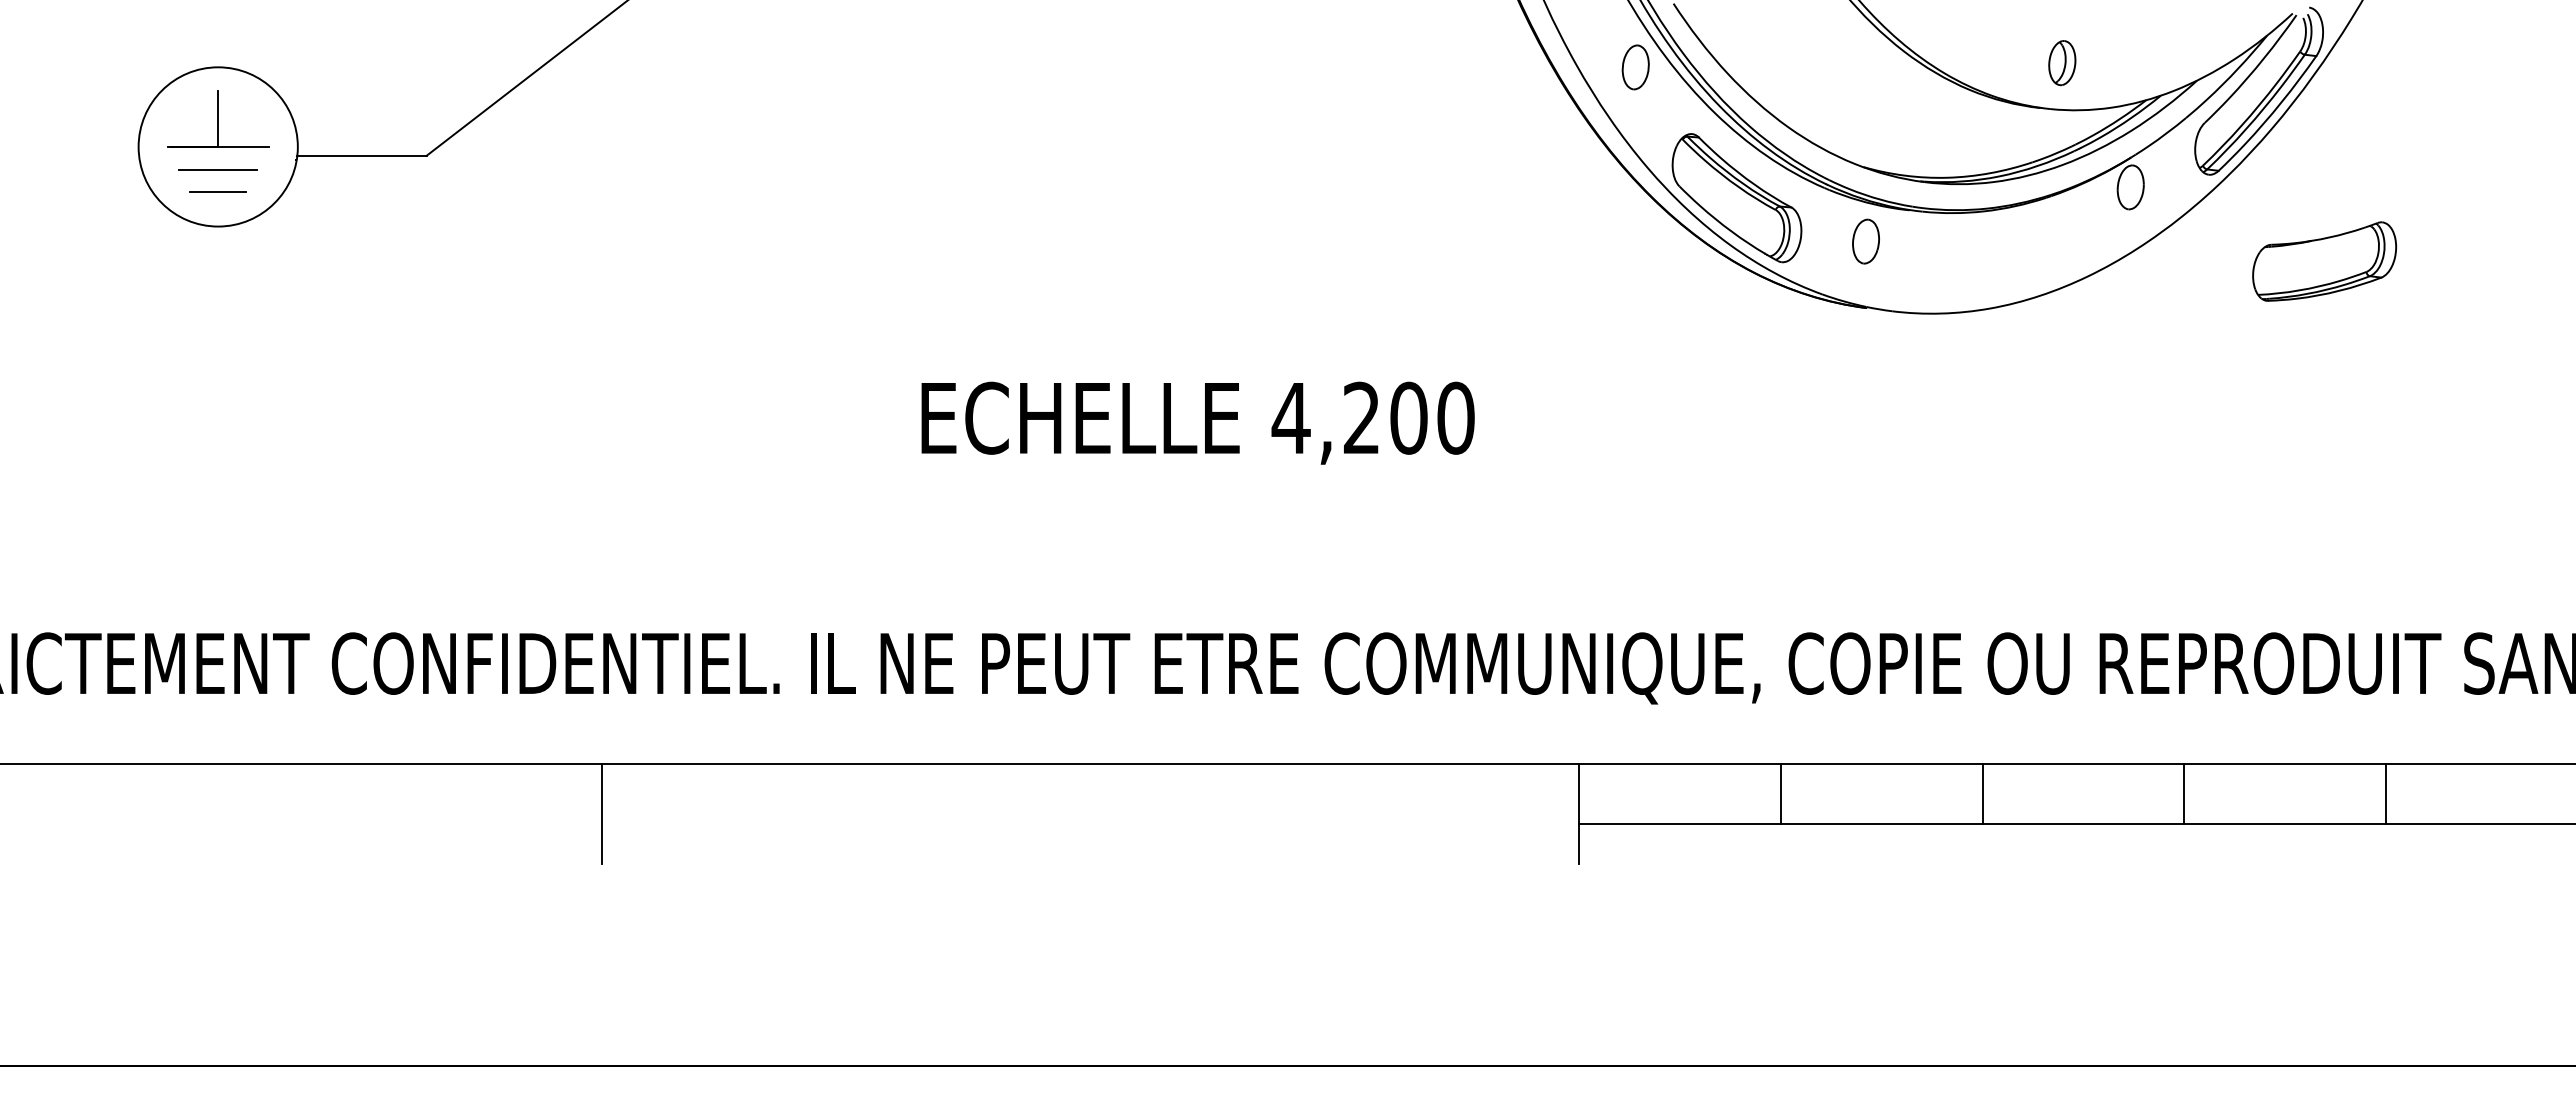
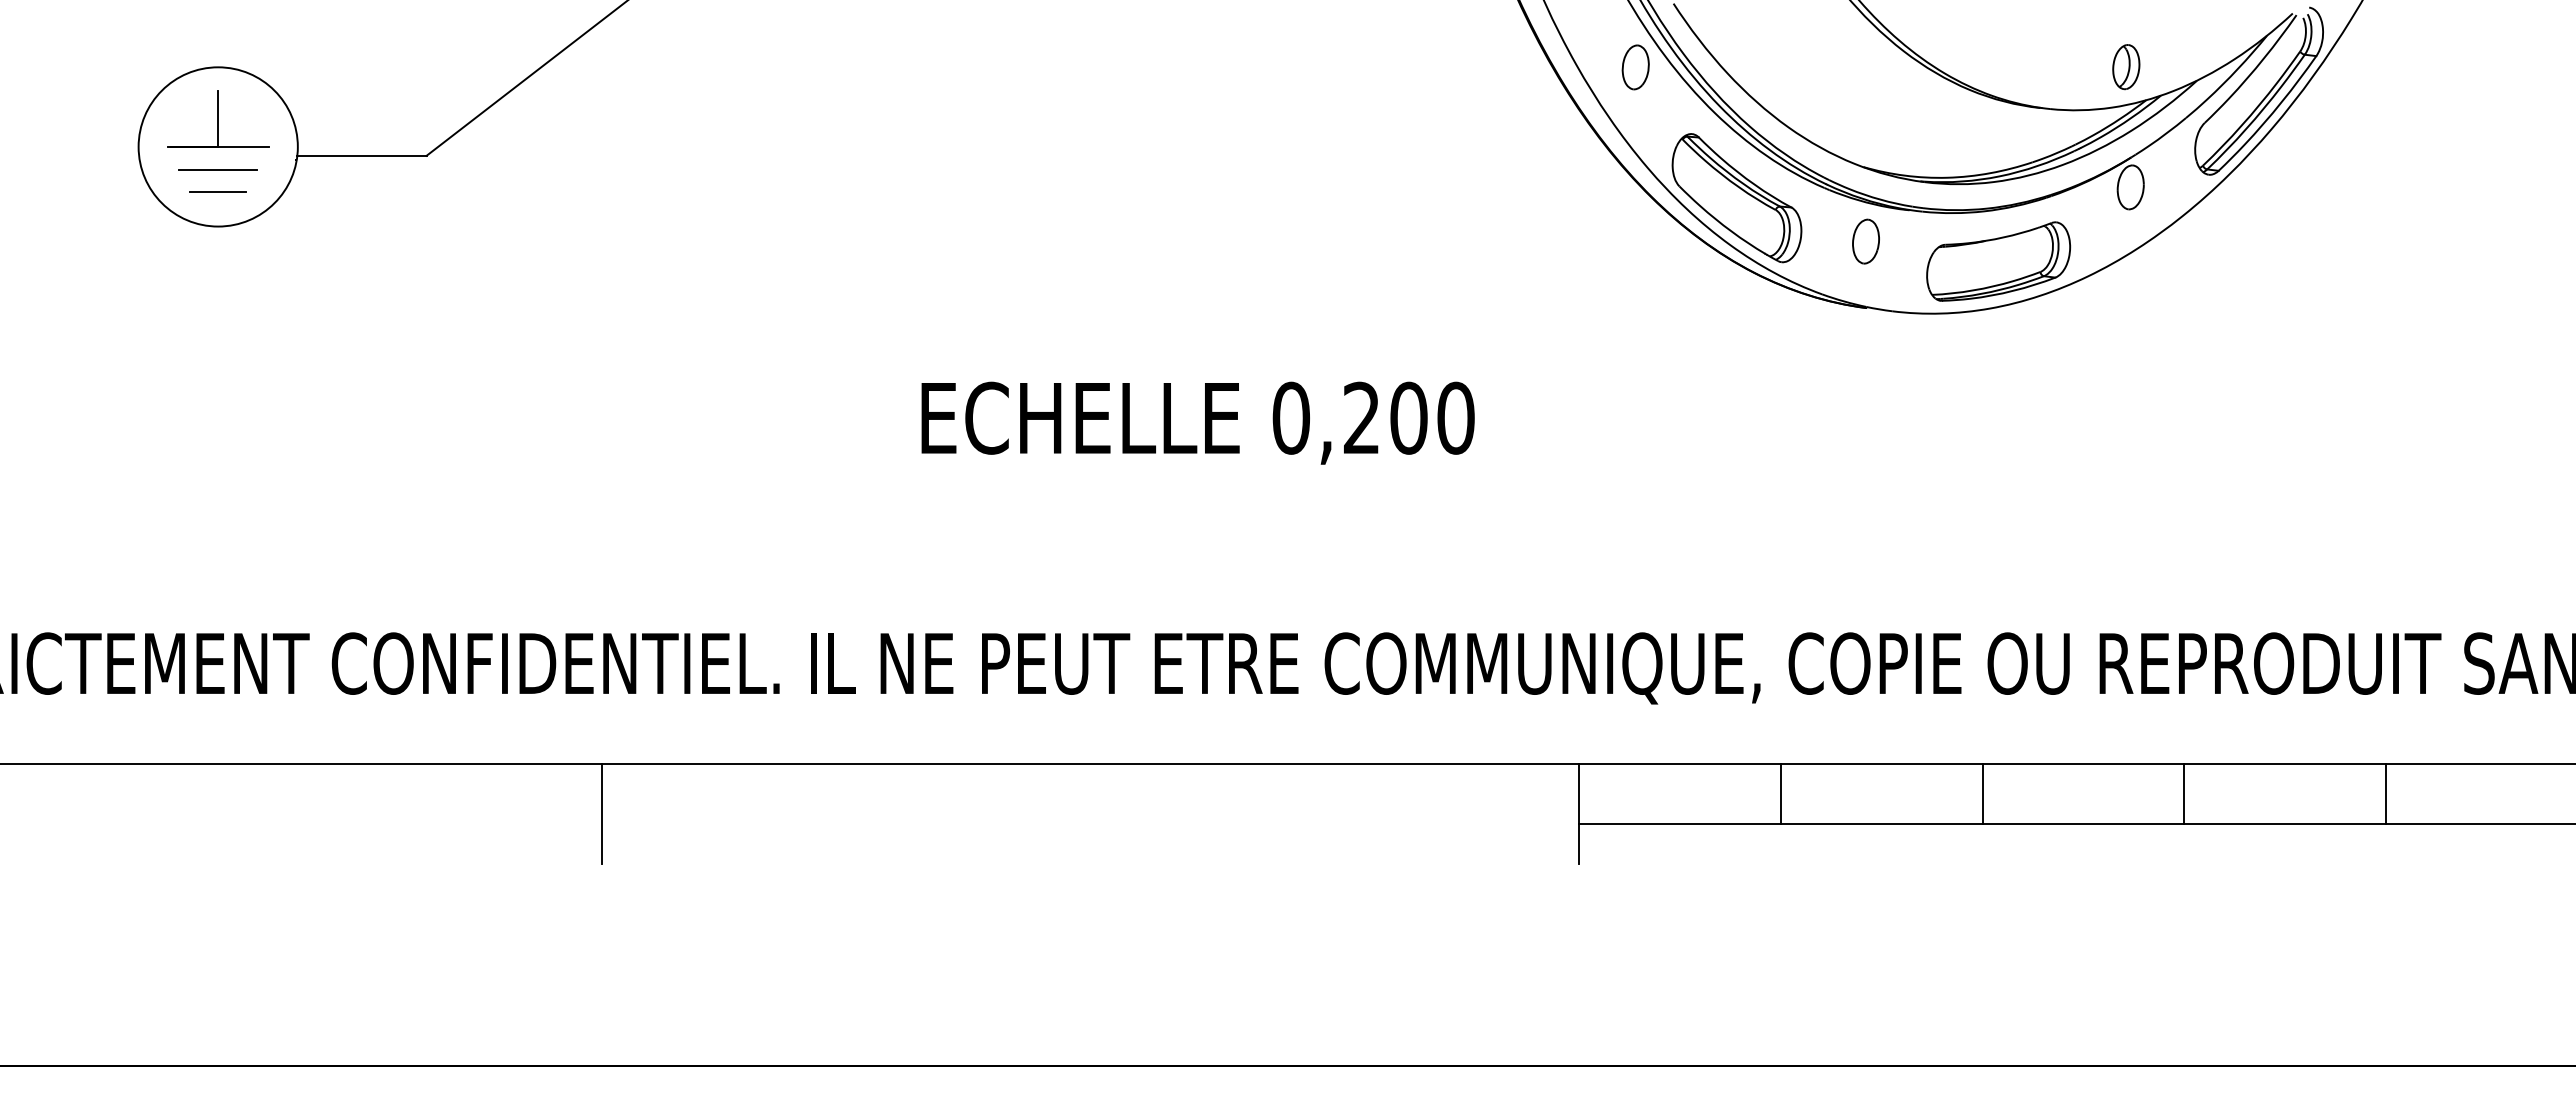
part position: (2062, 63) -> (2126, 67) (2126, 67)
part position: (2324, 261) -> (1998, 261) (1998, 261)
text: 4,200 -> 0,200 (1290, 417)
